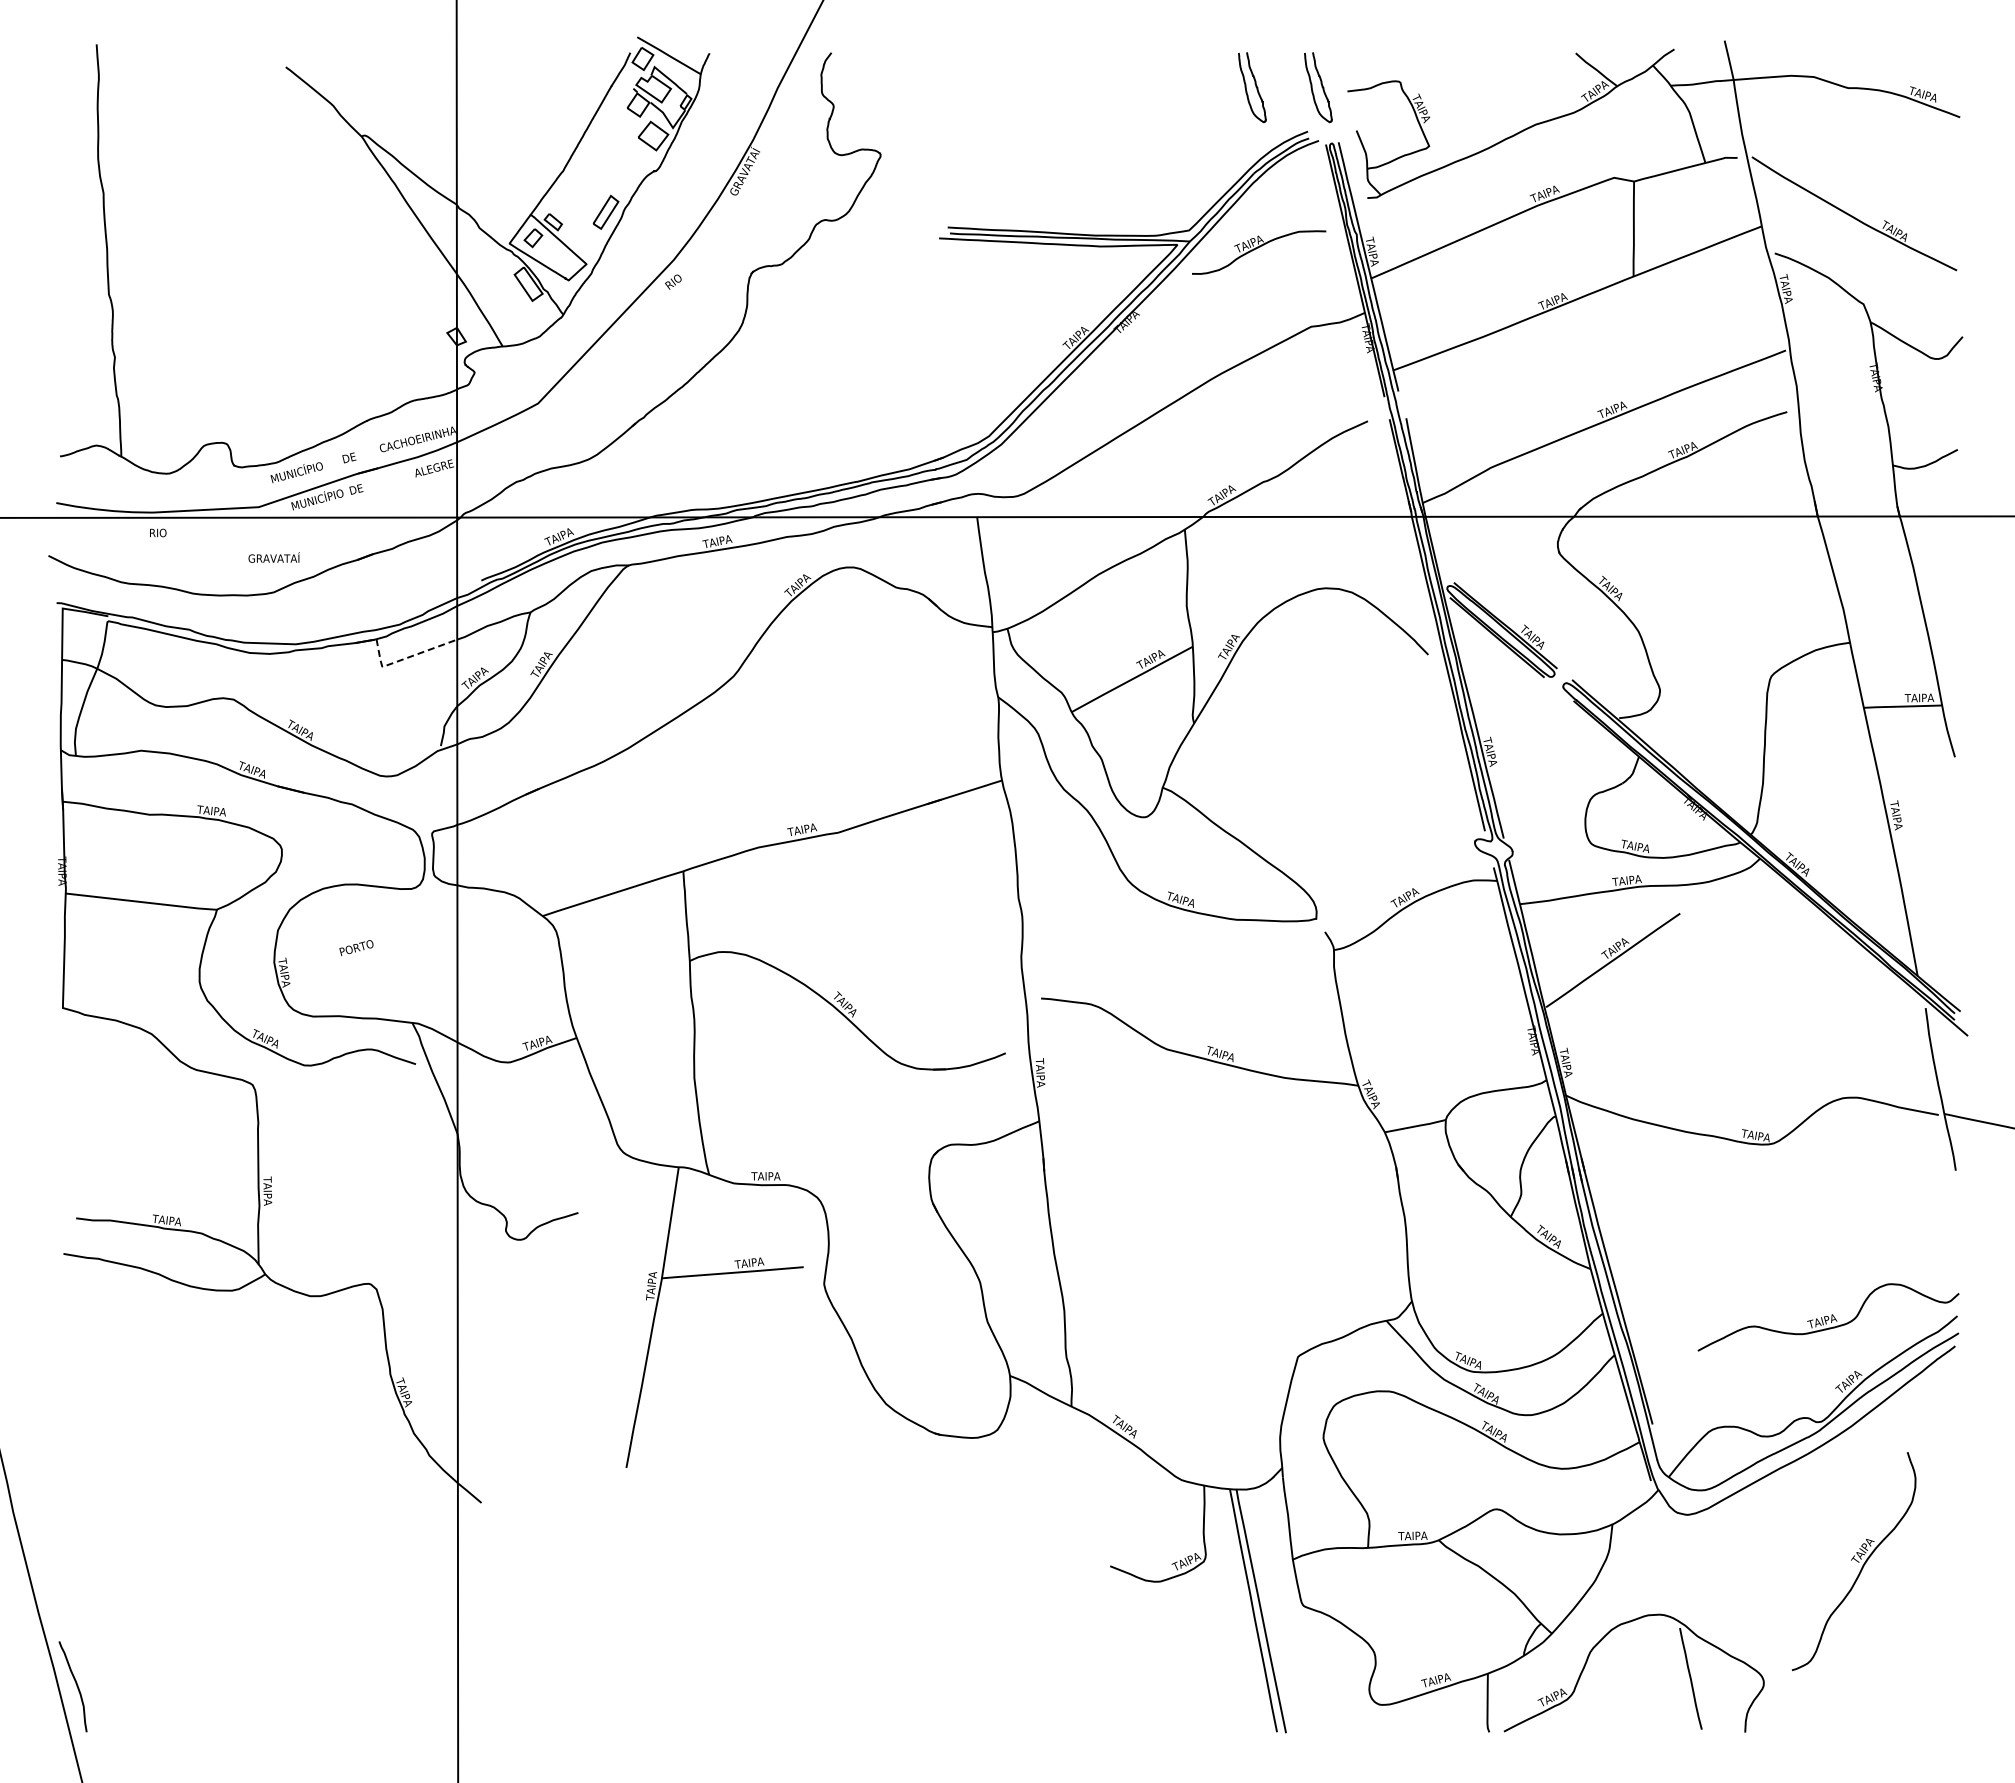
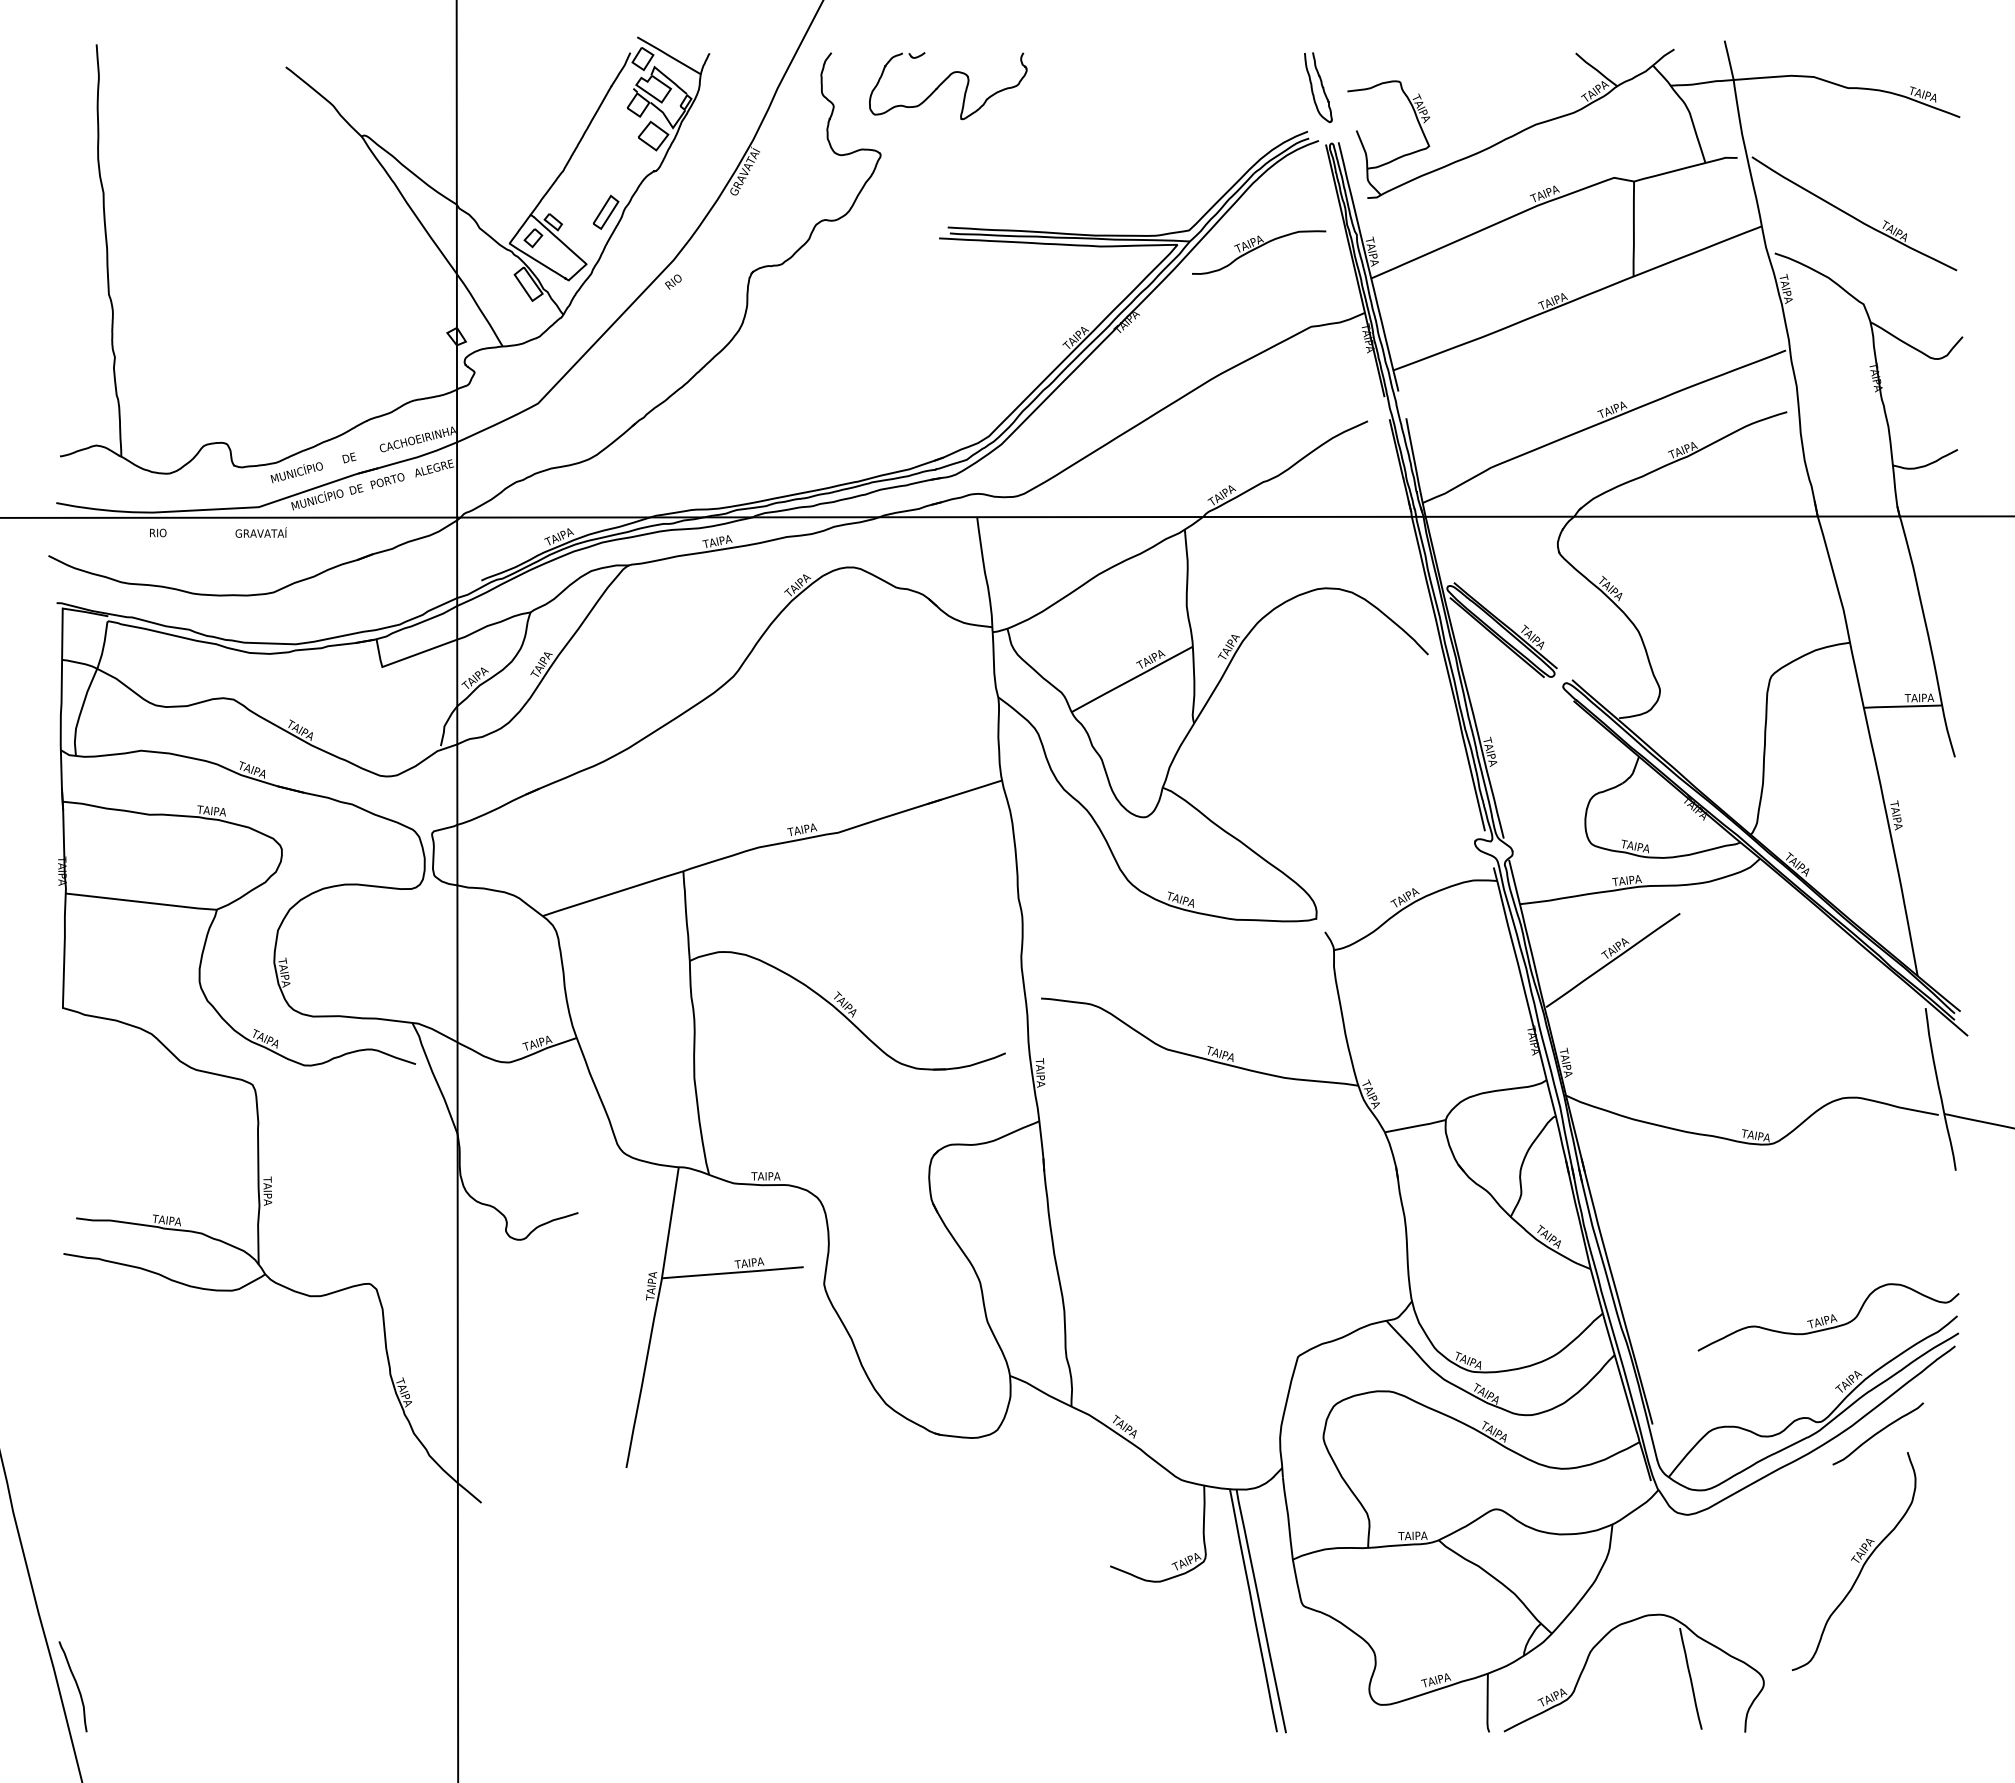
part: none -> present (948, 86)
curve: present -> none (1255, 87)
text position: (273, 557) -> (260, 532) (260, 532)
line: dashed -> solid (404, 658)
text position: (356, 948) -> (387, 481) (387, 481)
curve: none -> present (1877, 1433)
